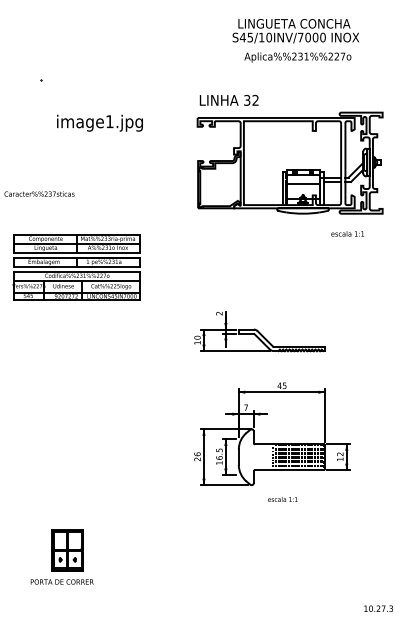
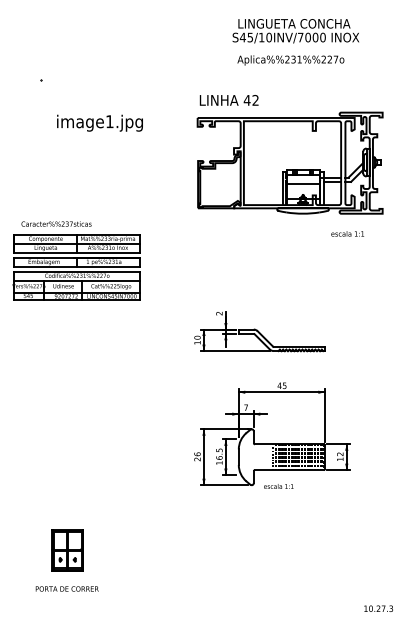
text position: (297, 57) -> (290, 60) (290, 60)
text: 32 -> 42 (246, 99)
text position: (39, 193) -> (56, 223) (56, 223)
text position: (282, 499) -> (278, 486) (278, 486)
text position: (61, 581) -> (66, 588) (66, 588)
